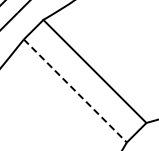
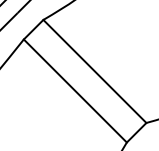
line: dashed -> solid (75, 91)
